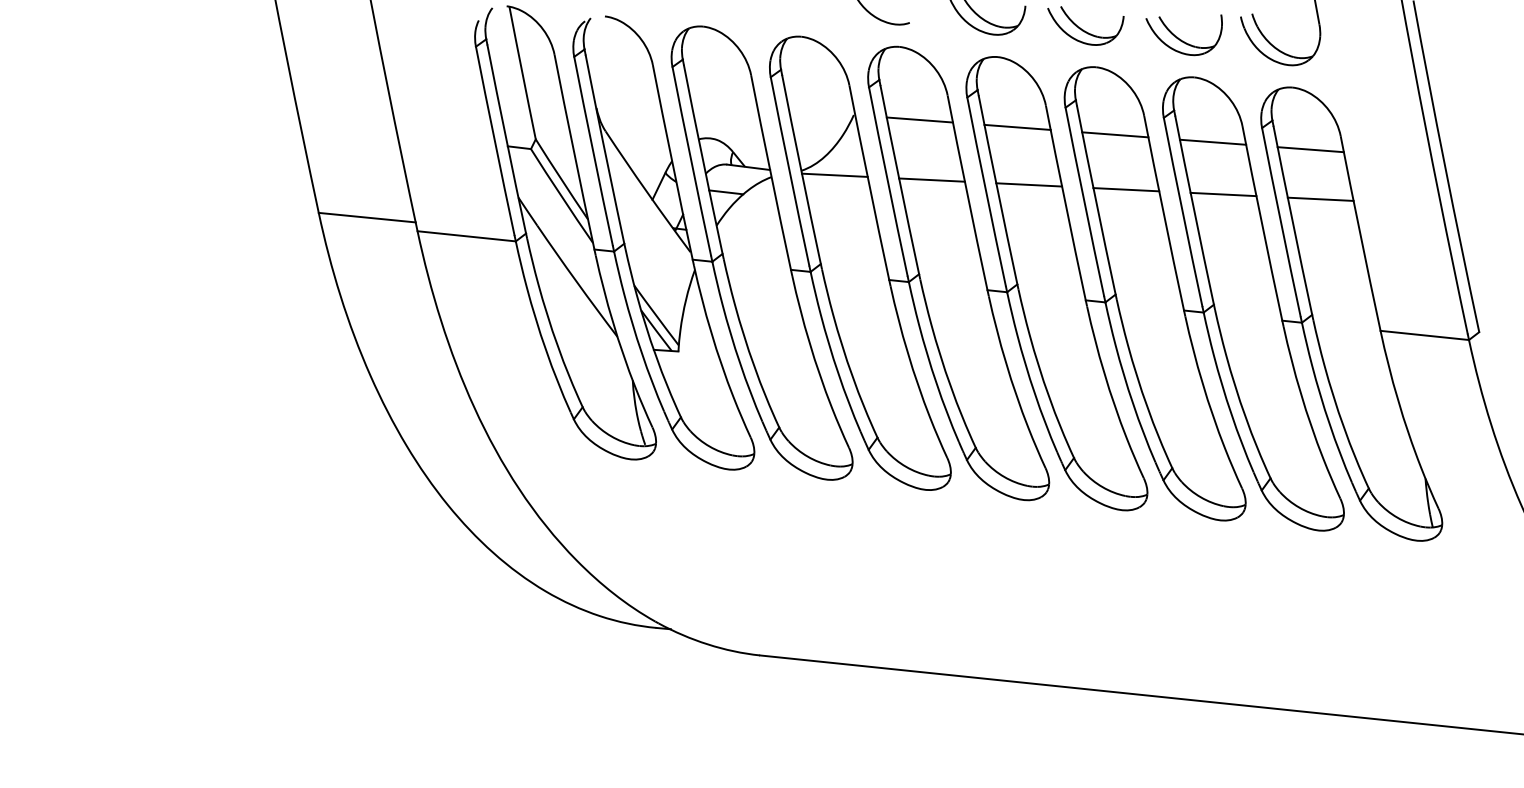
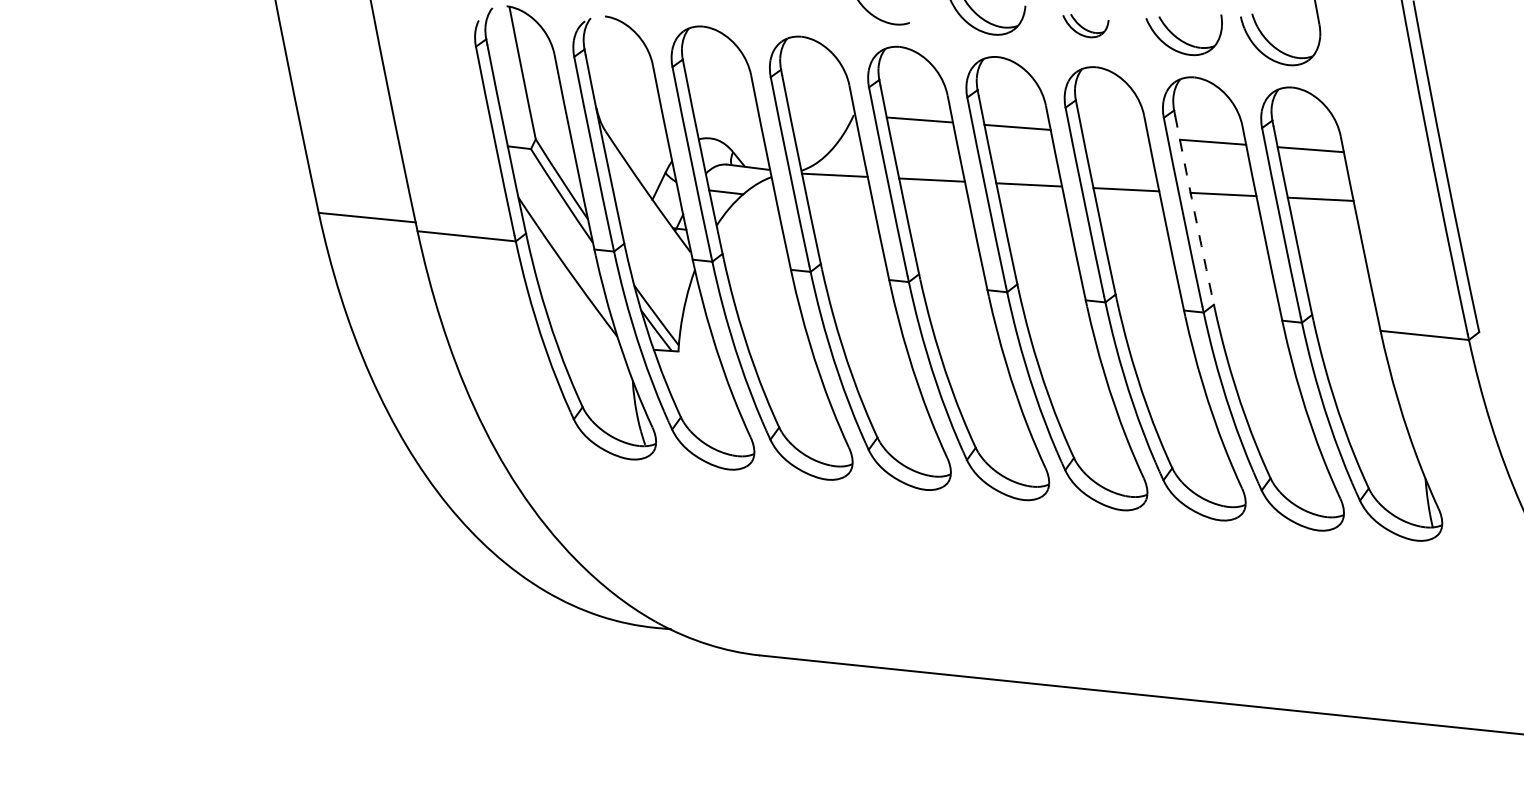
part size: 78x40 px -> 48x25 px (1085, 26)
line: present -> none (1115, 134)
arc: solid -> dashed (1194, 210)
